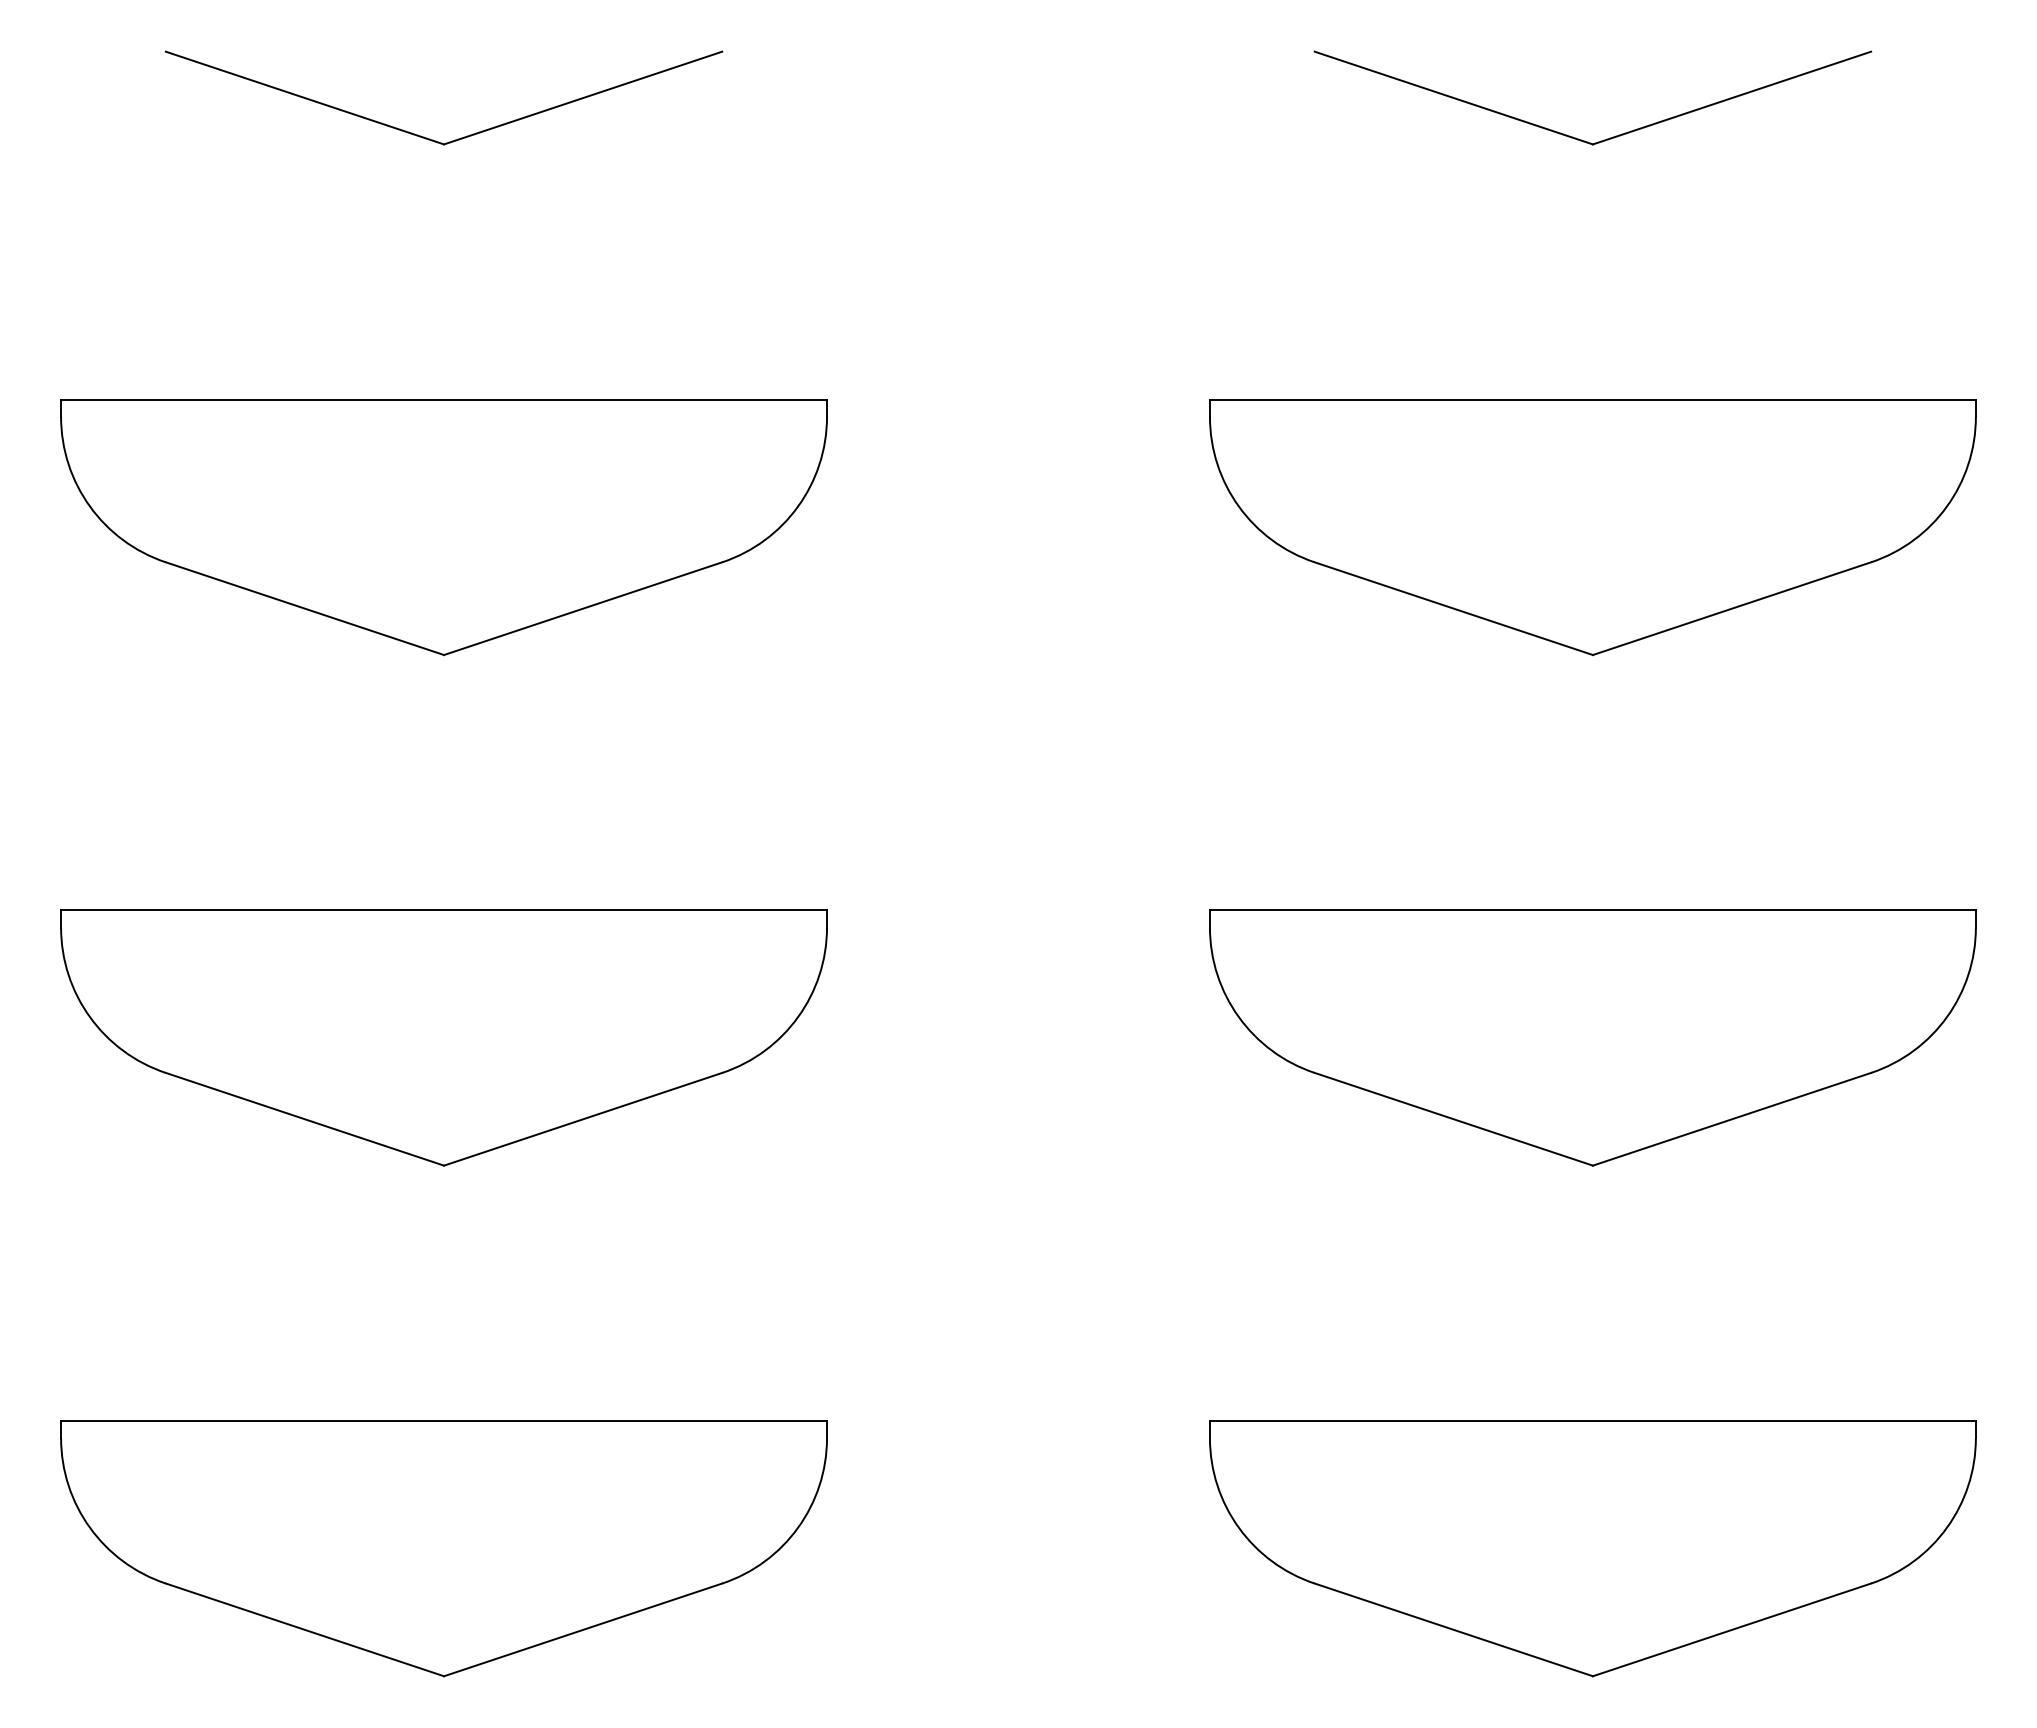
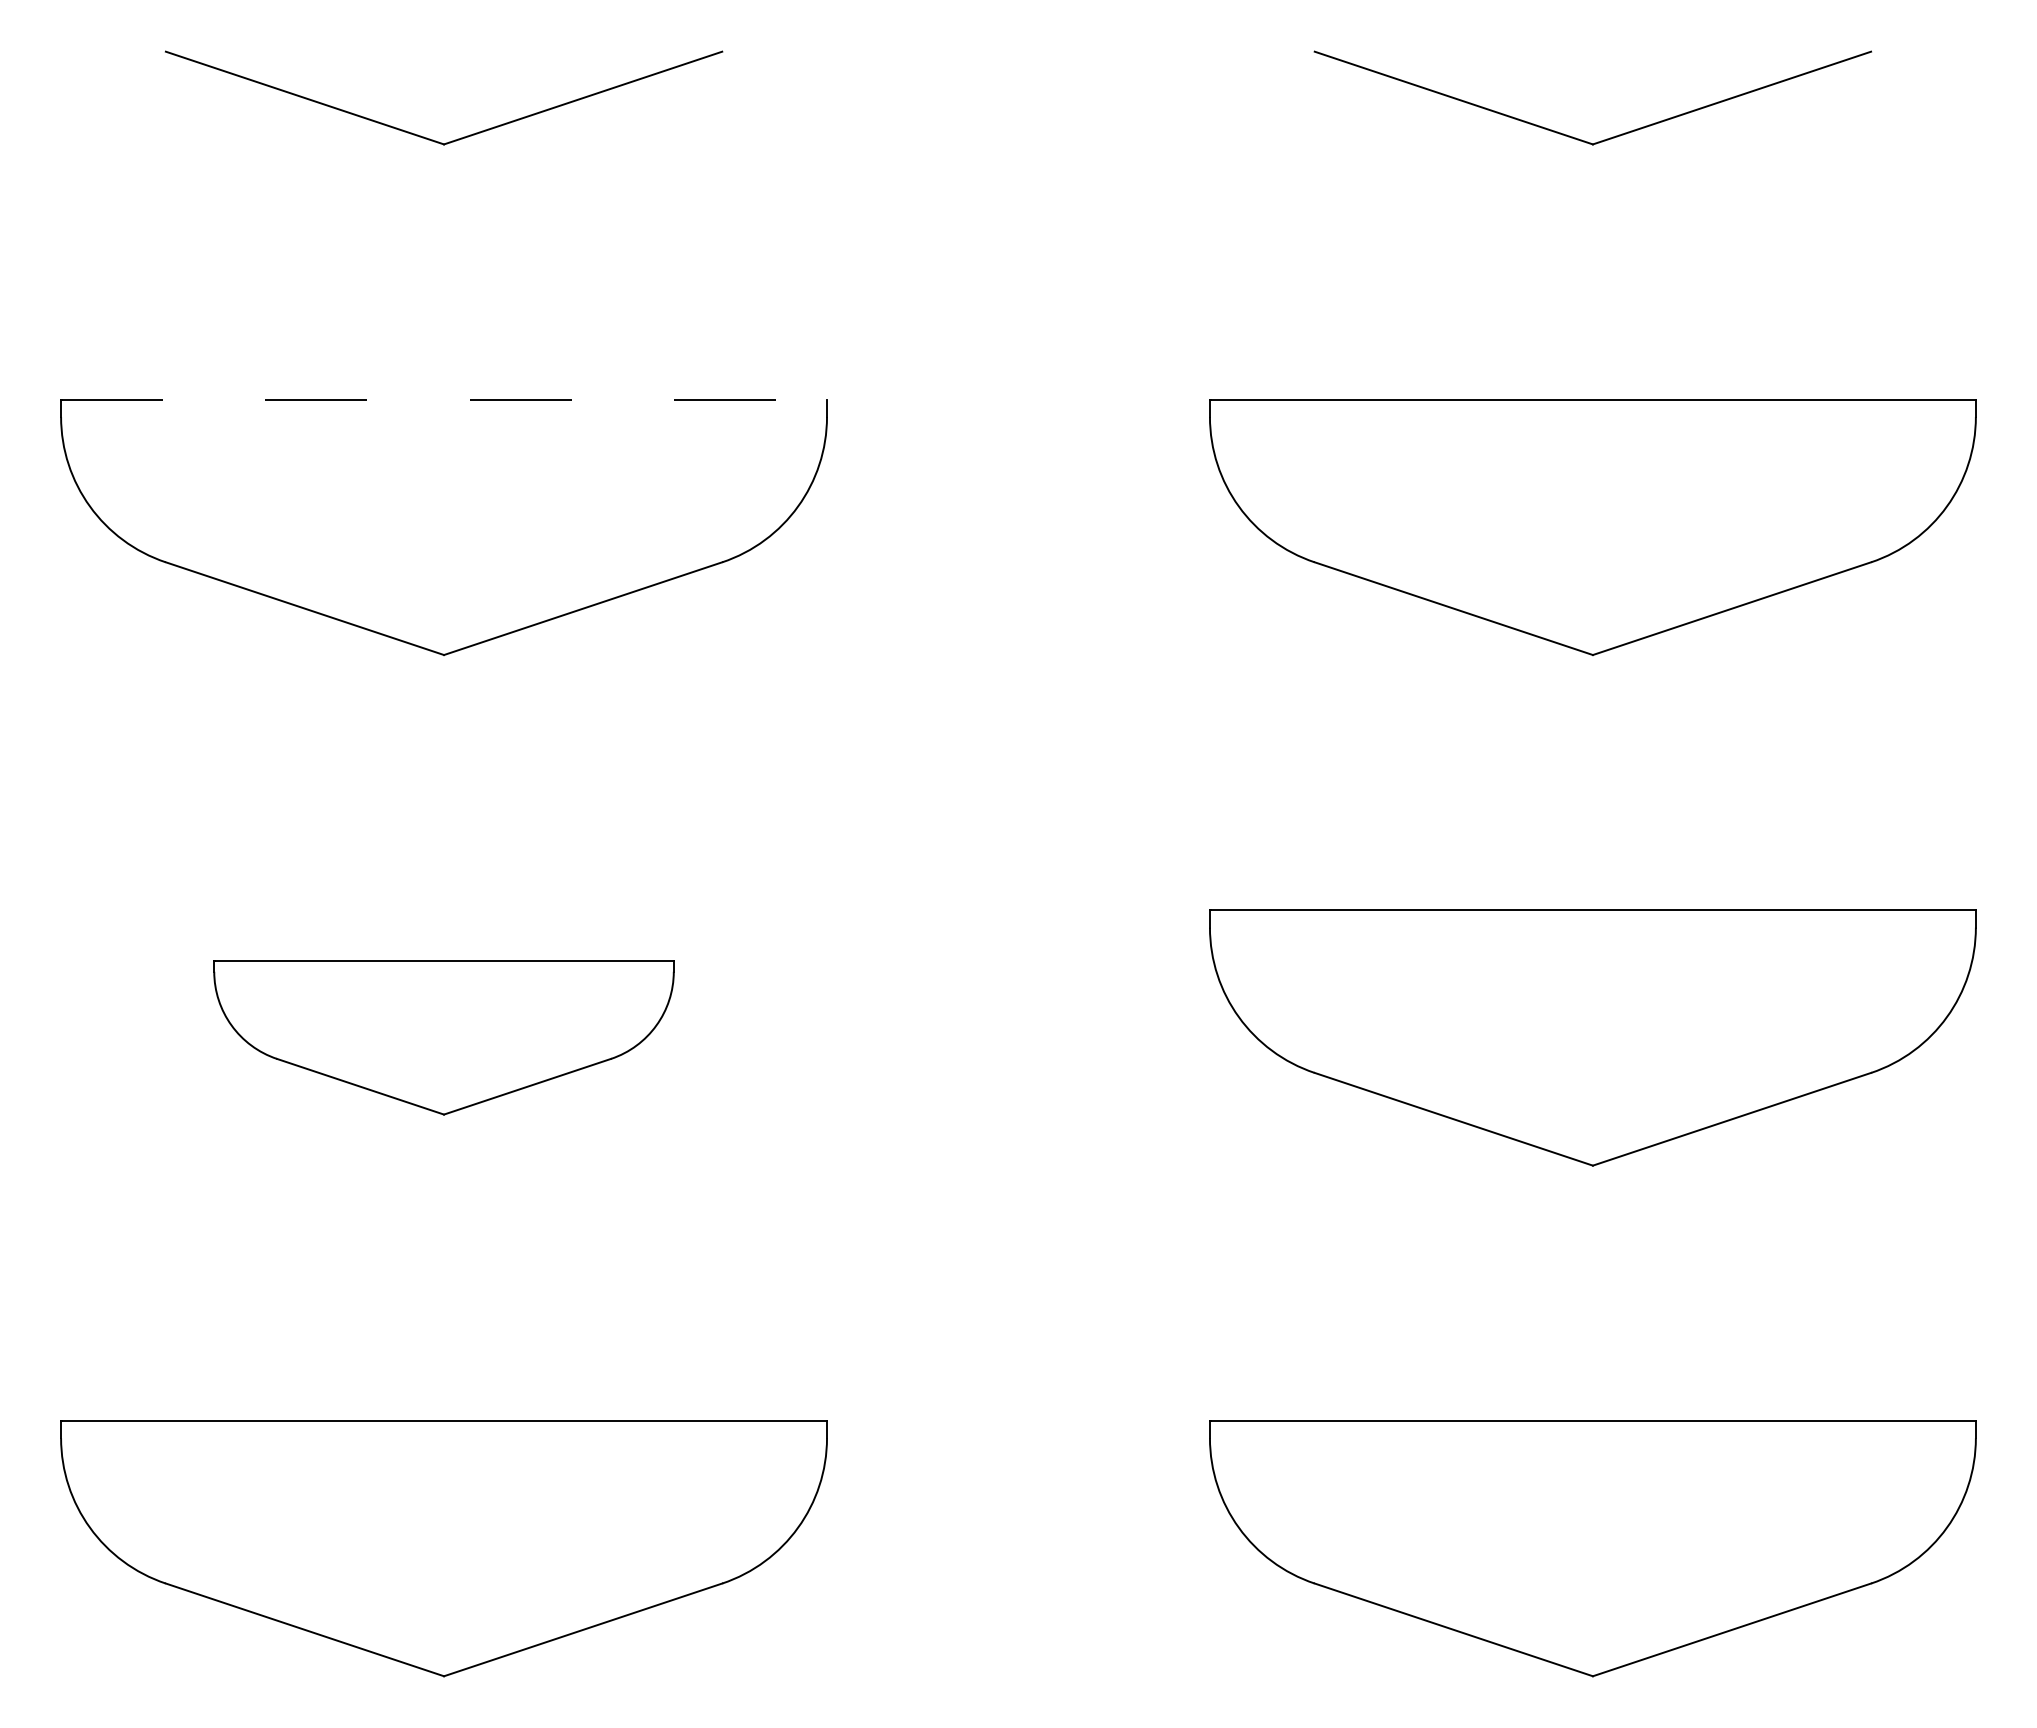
line: solid -> dashed (444, 399)
part size: 768x258 px -> 462x156 px (443, 1037)
